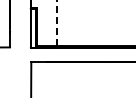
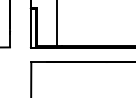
line: dashed -> solid (56, 23)
